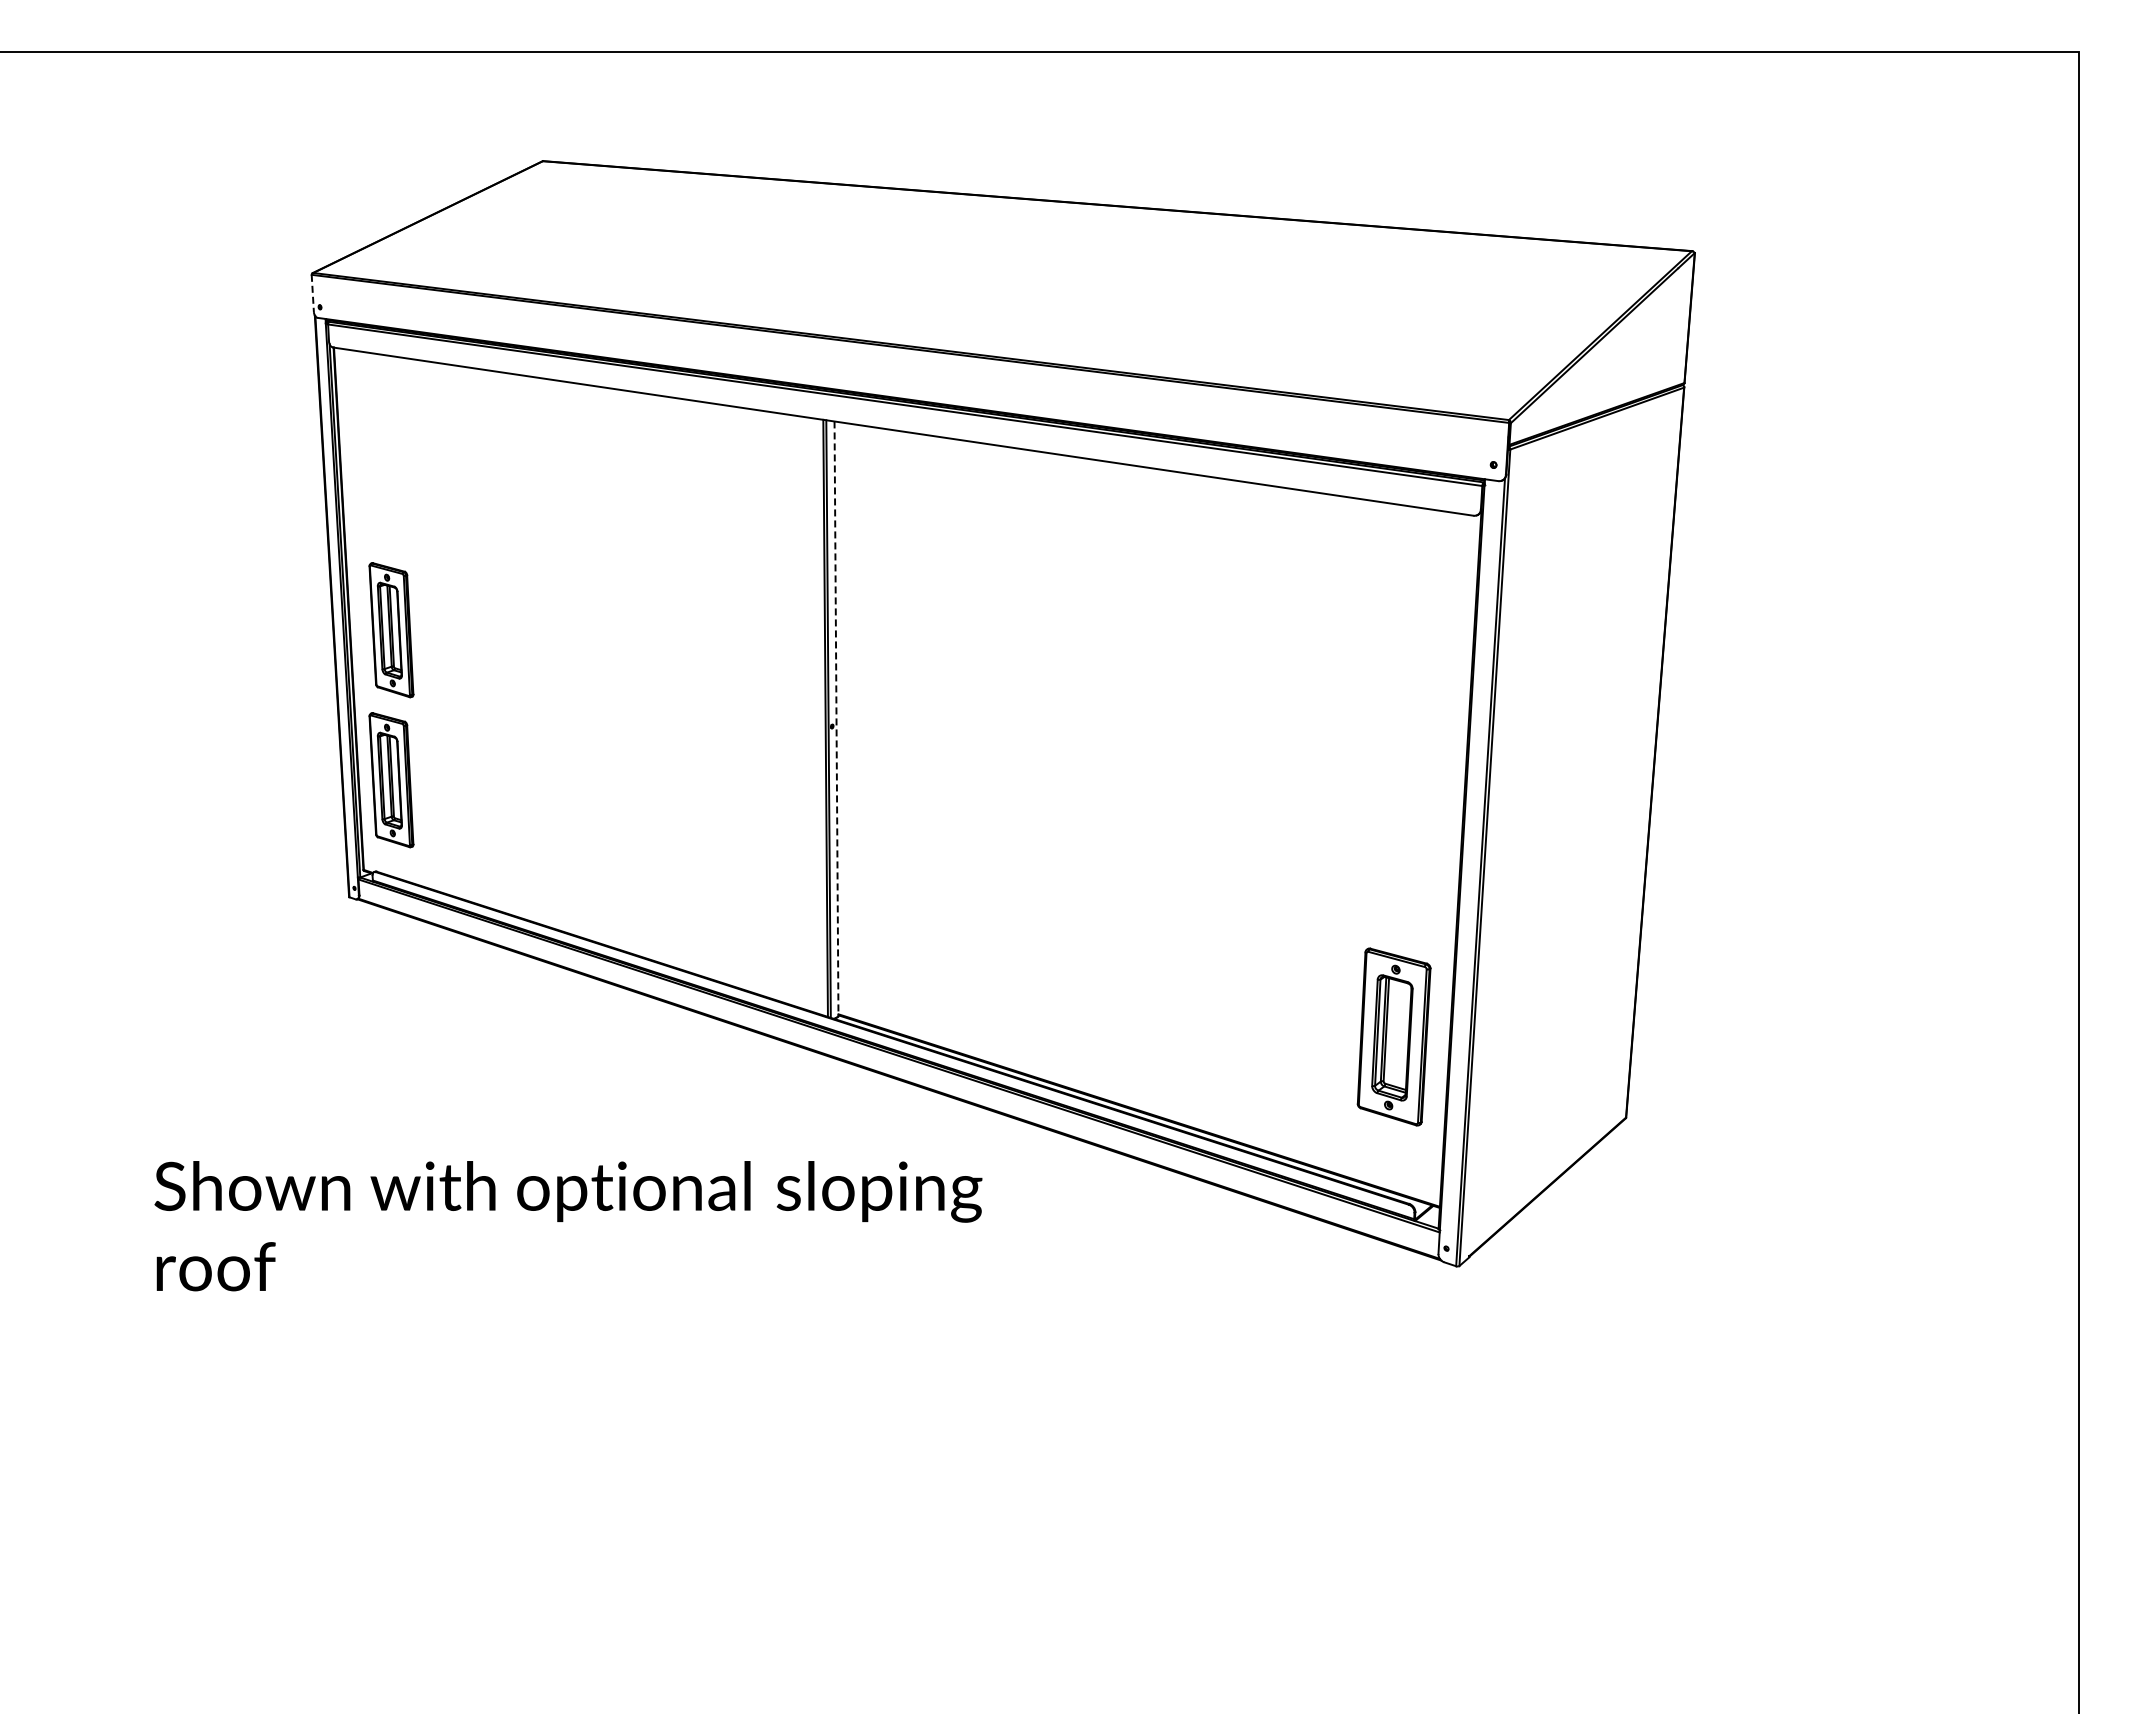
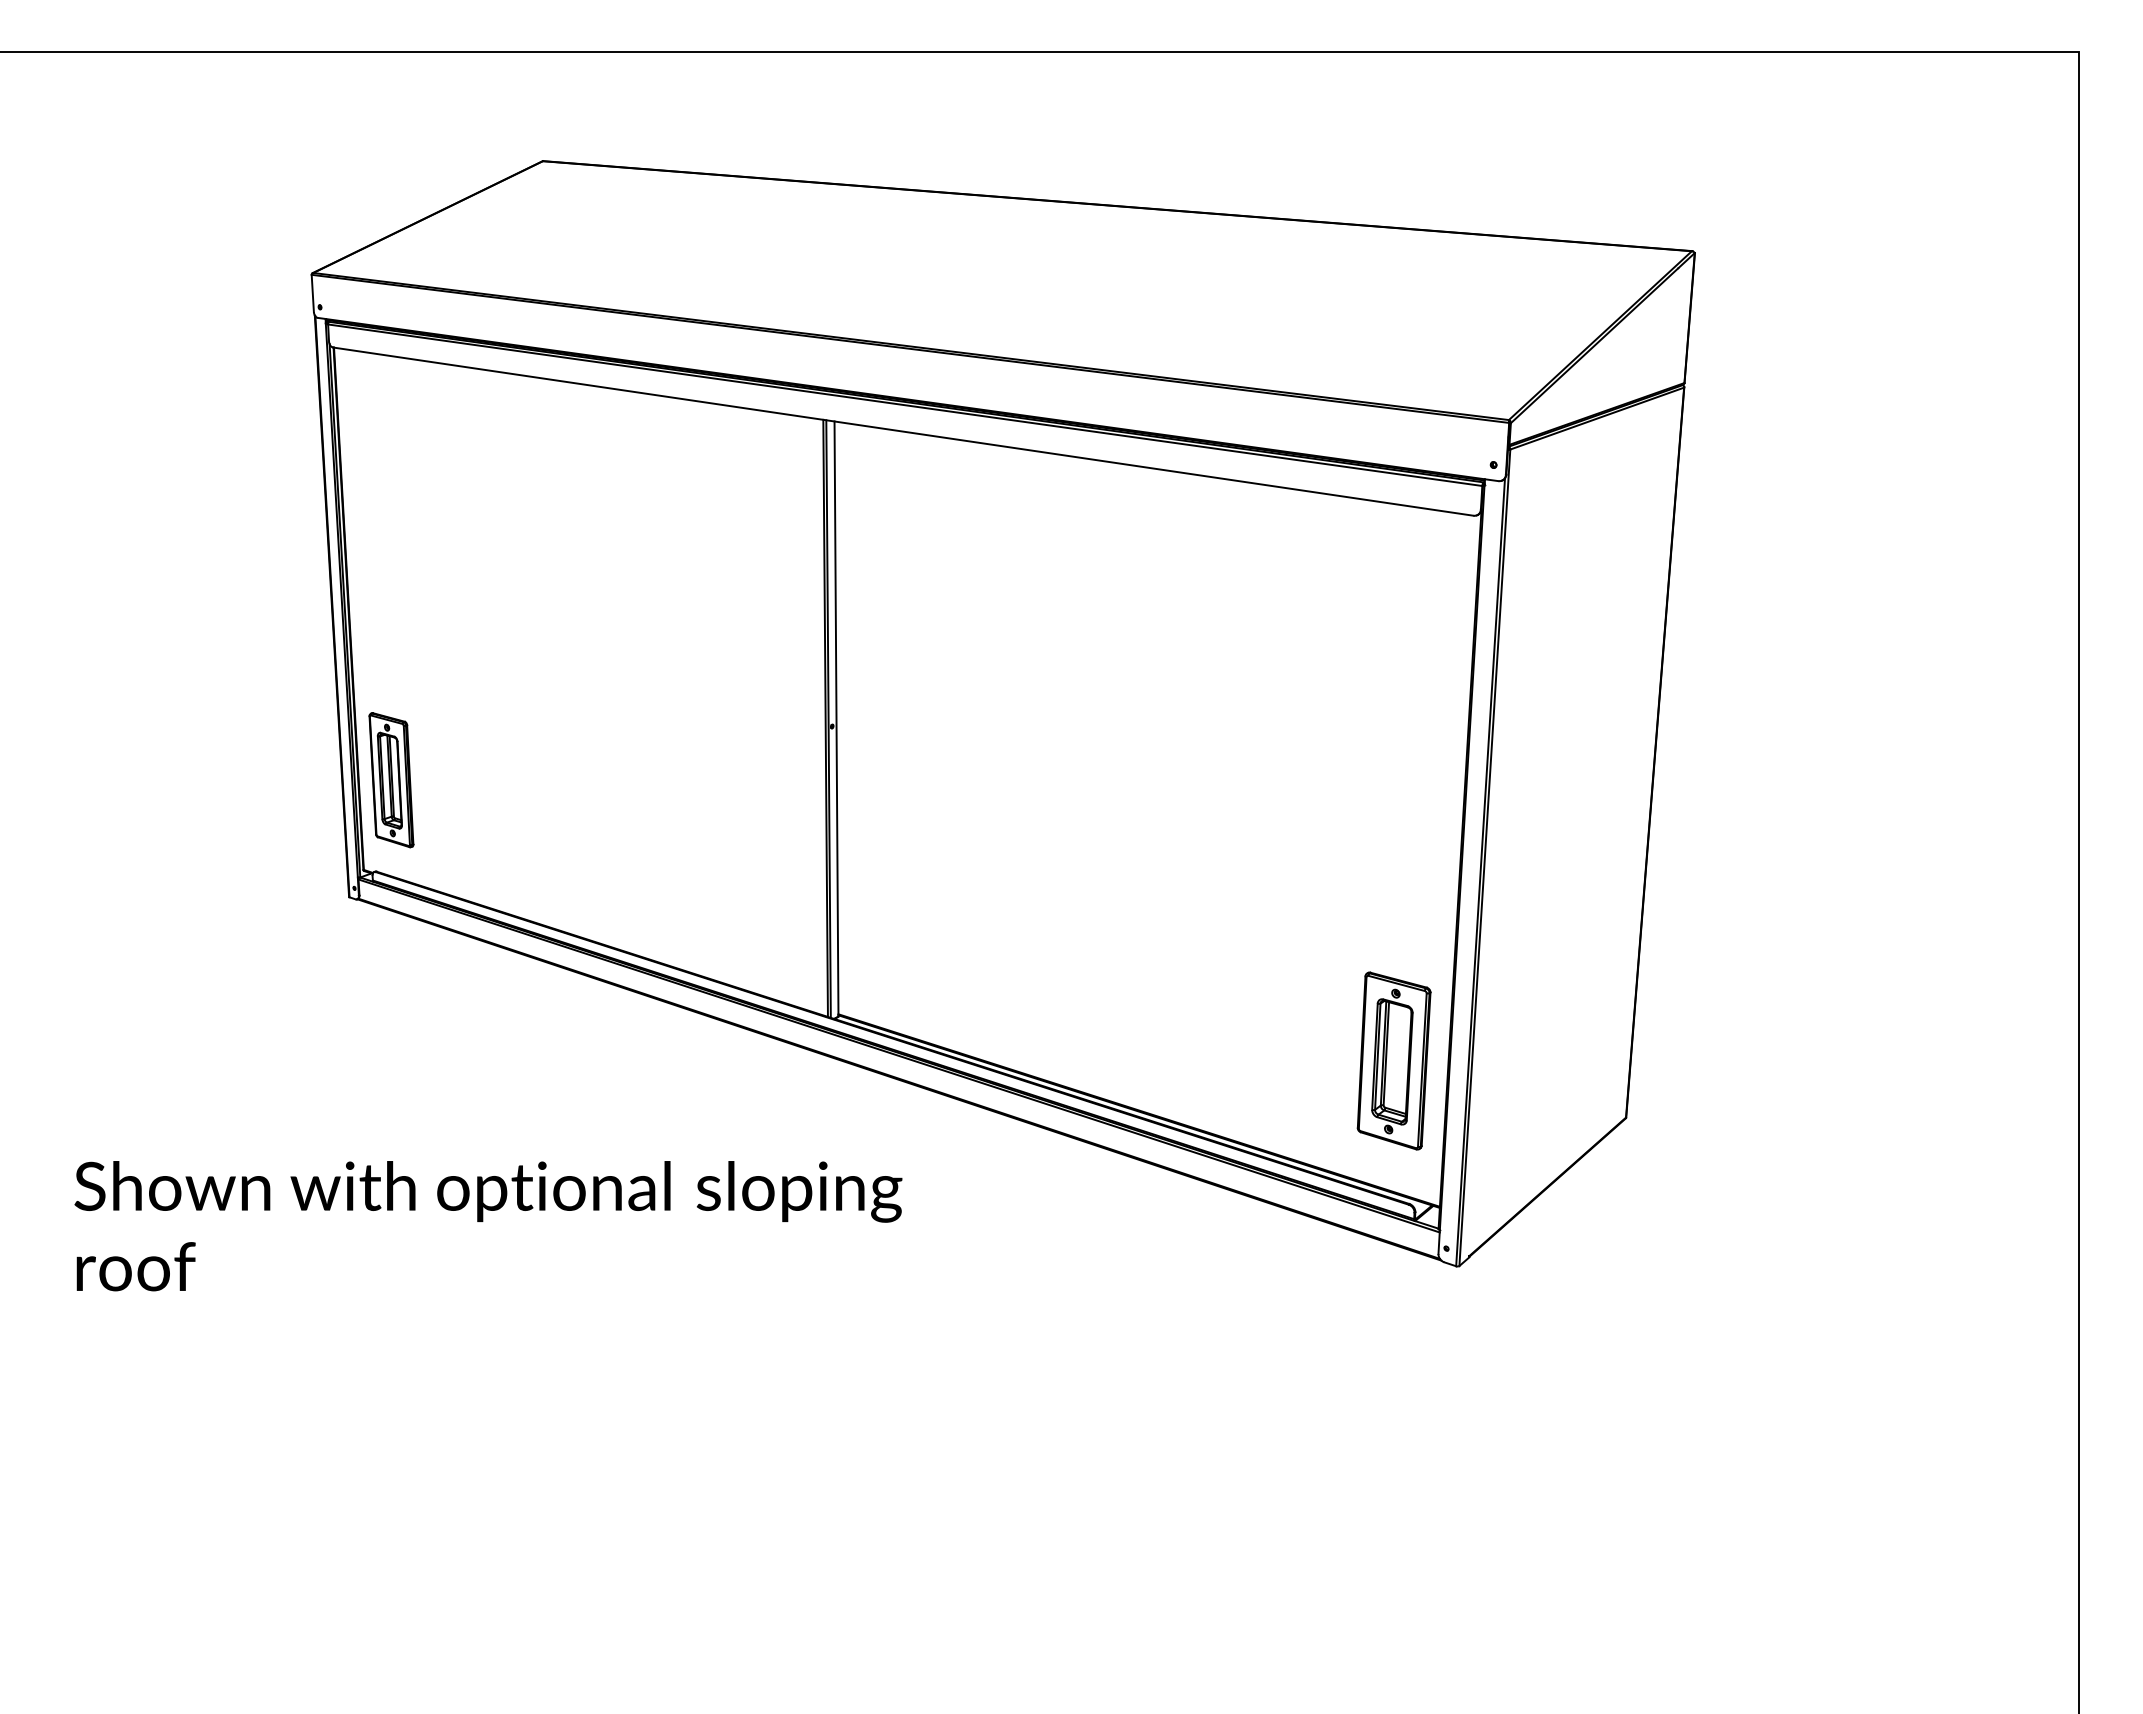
line: dashed -> solid (312, 293)
part: present -> none (391, 630)
line: dashed -> solid (836, 719)
part position: (1393, 1036) -> (1393, 1060) (1393, 1060)
text position: (568, 1226) -> (488, 1226) (488, 1226)
